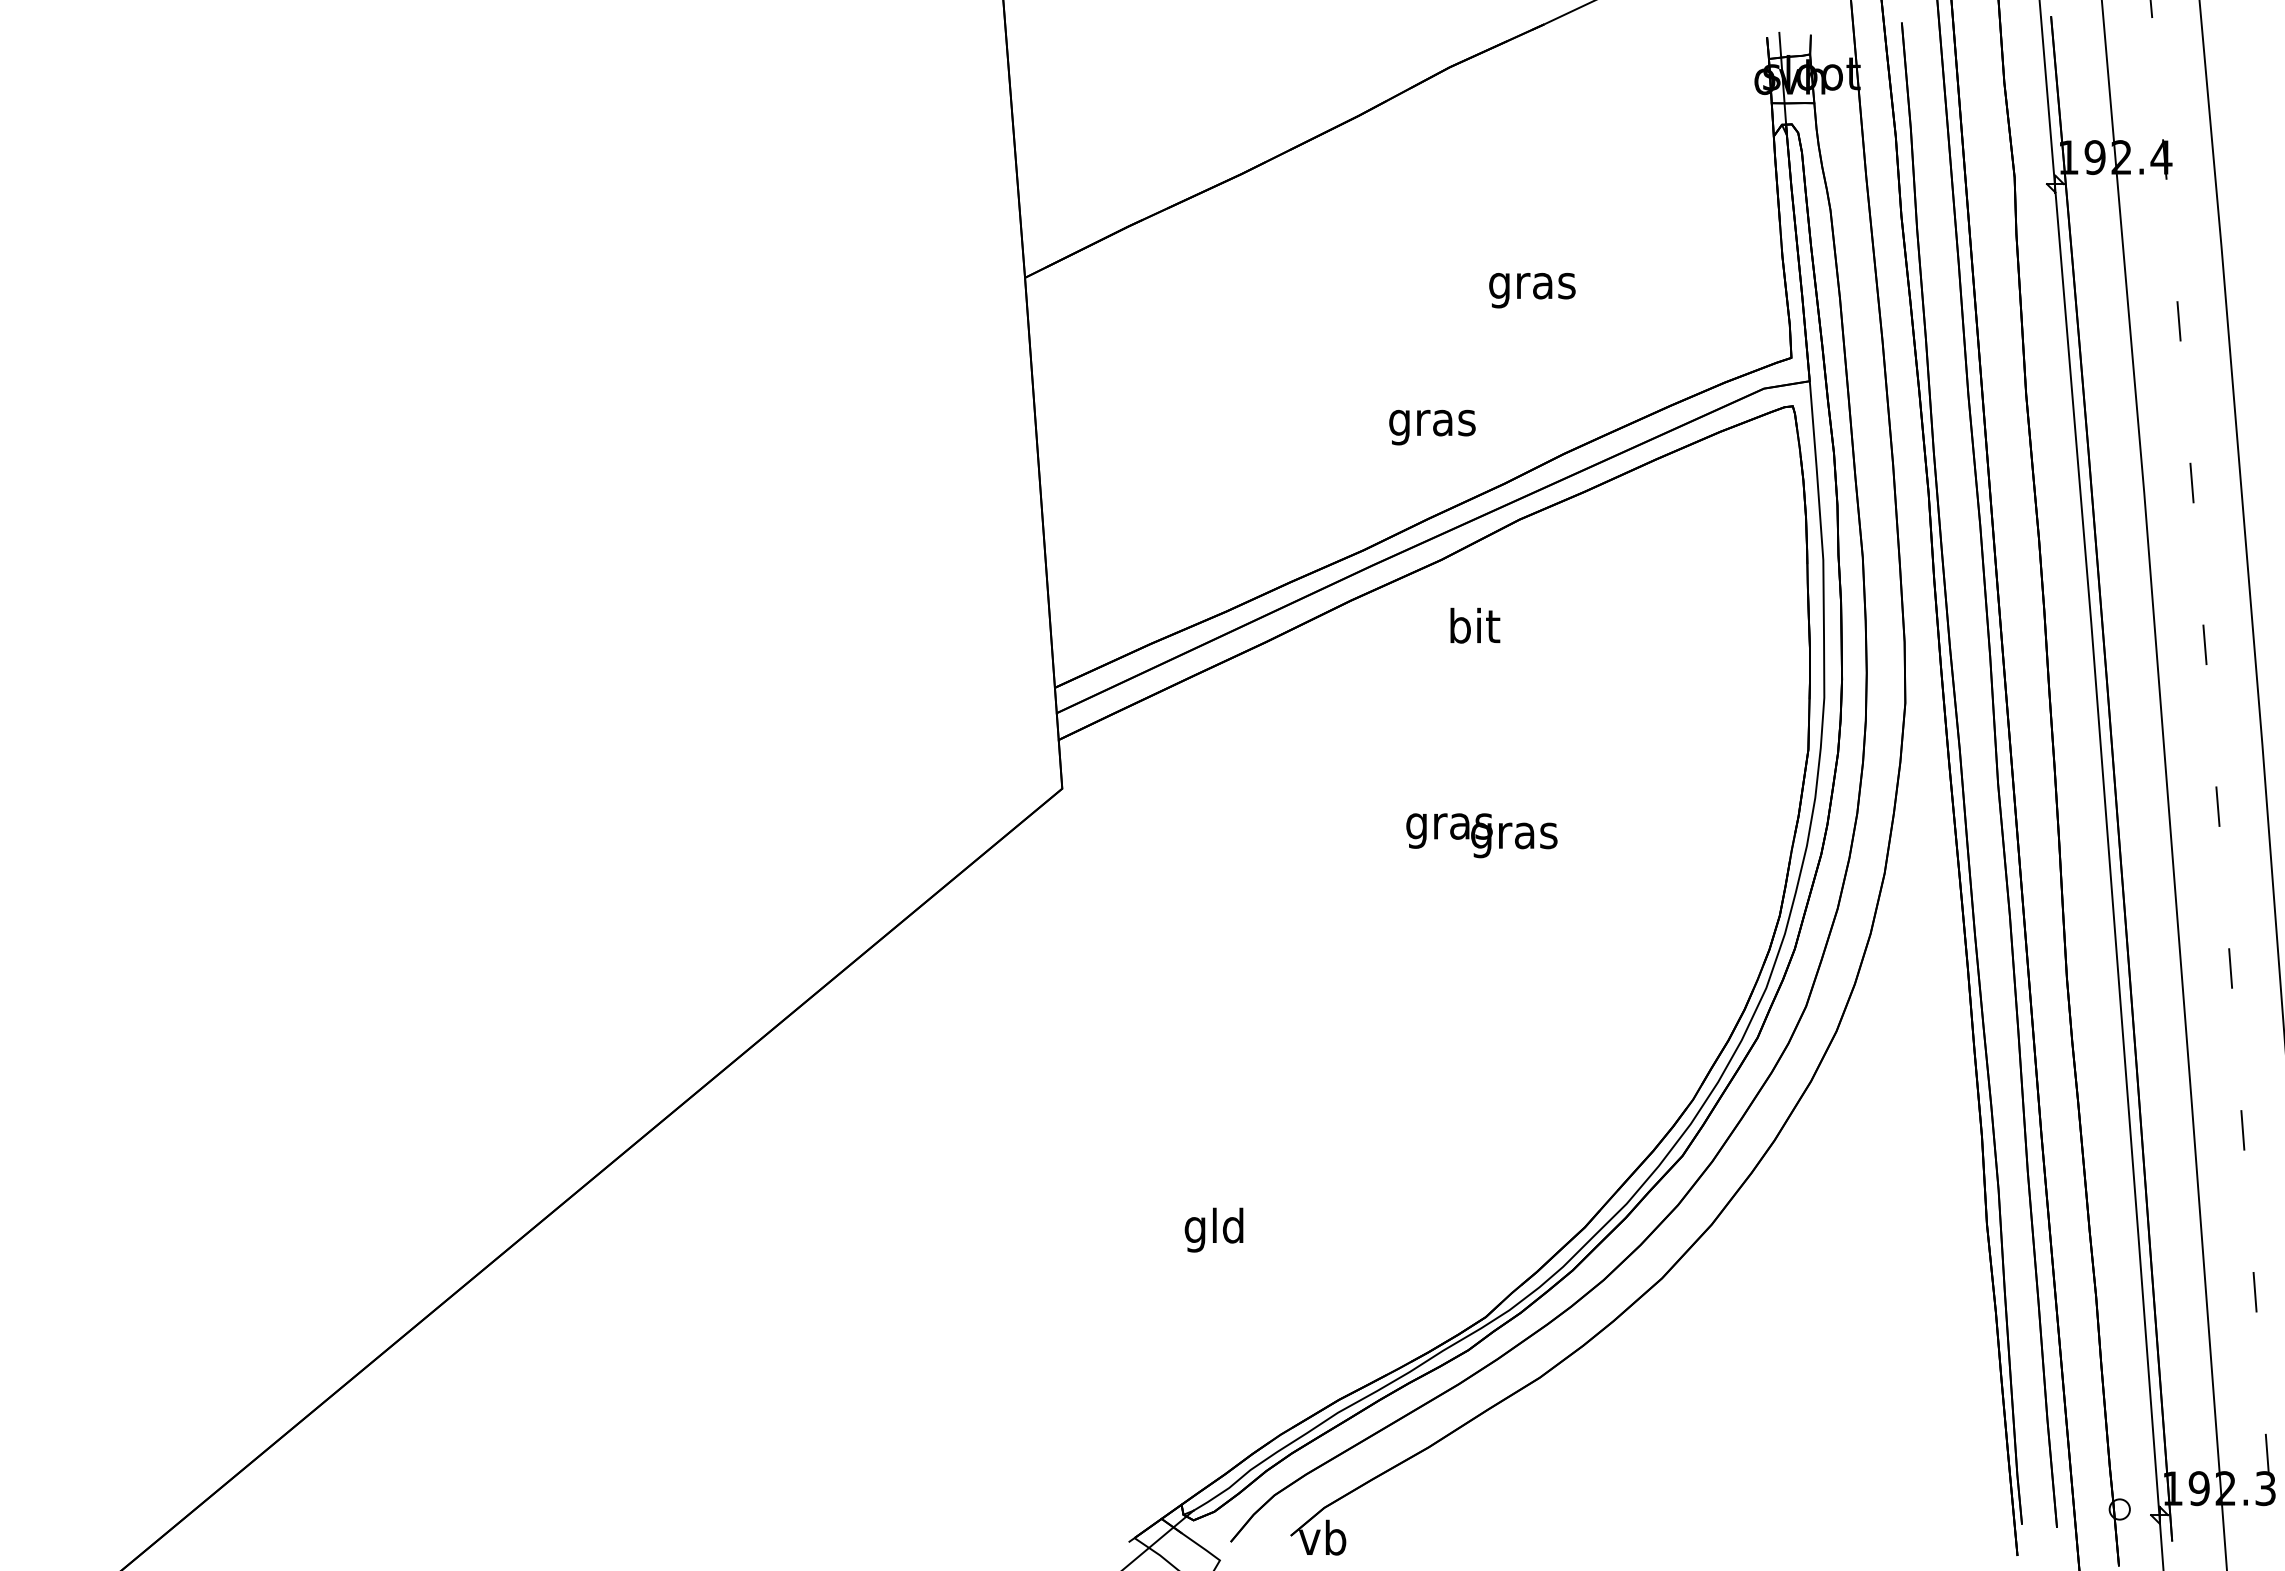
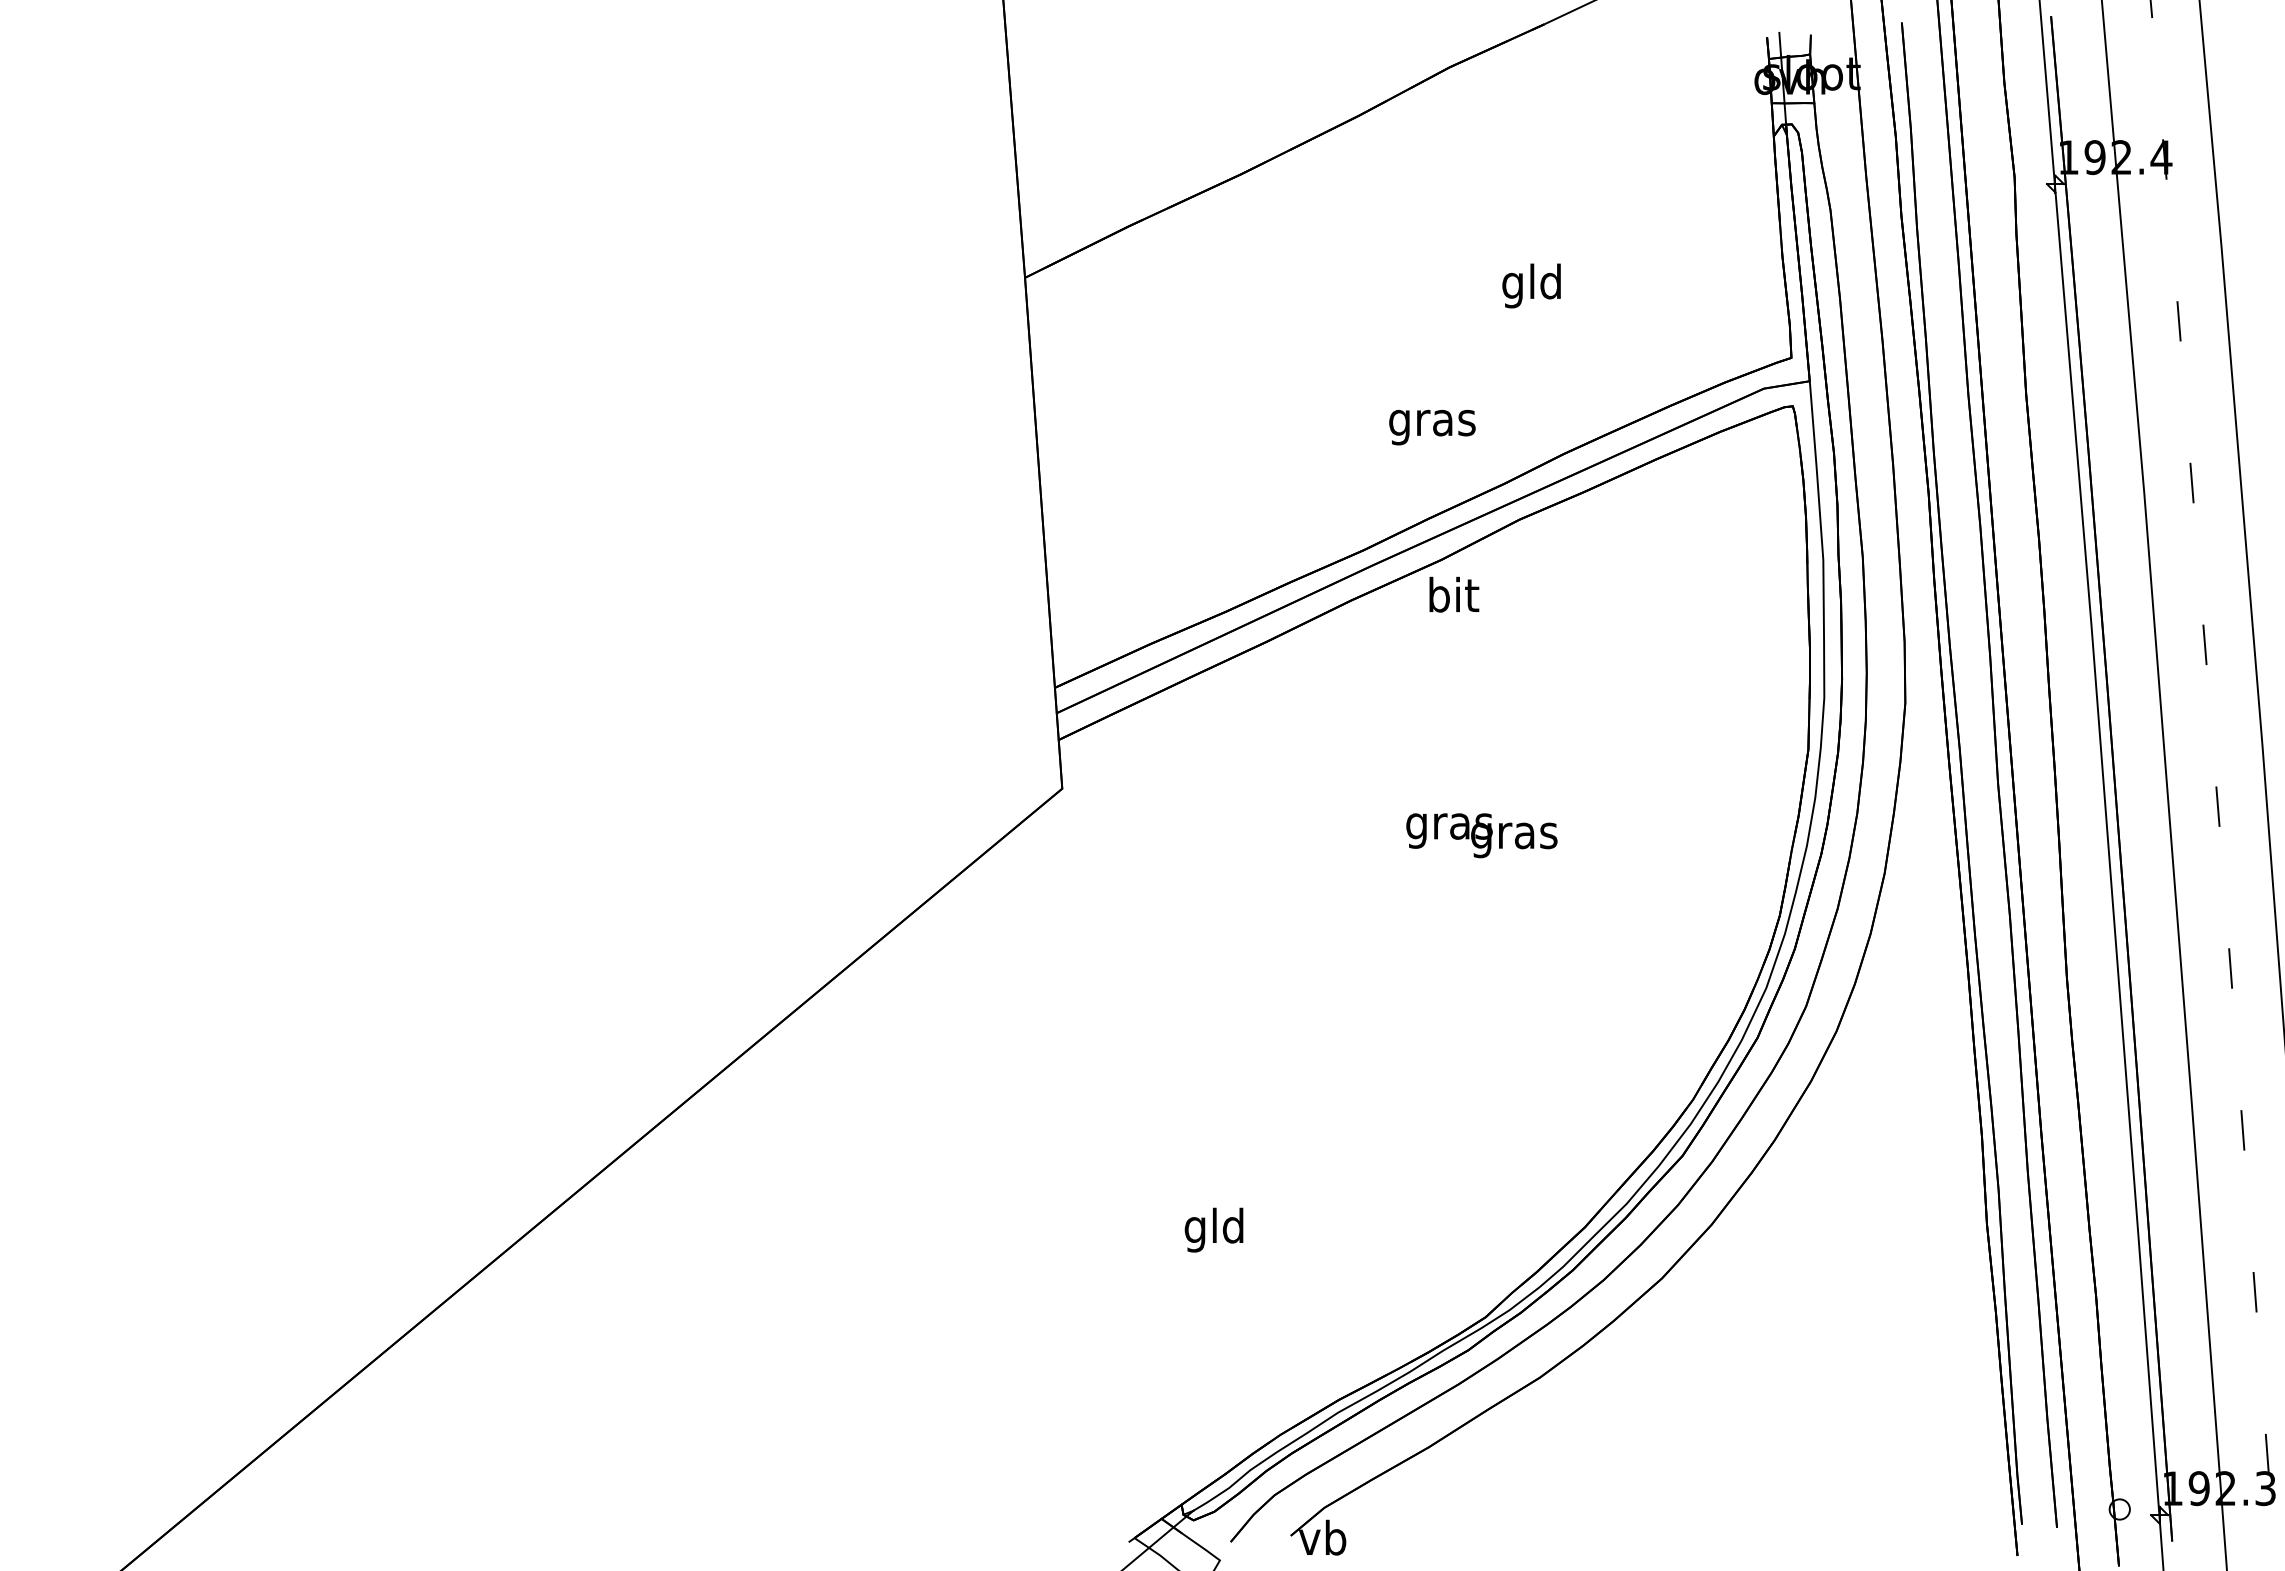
text: gras -> gld (1532, 285)
text position: (1475, 625) -> (1454, 594) (1454, 594)
